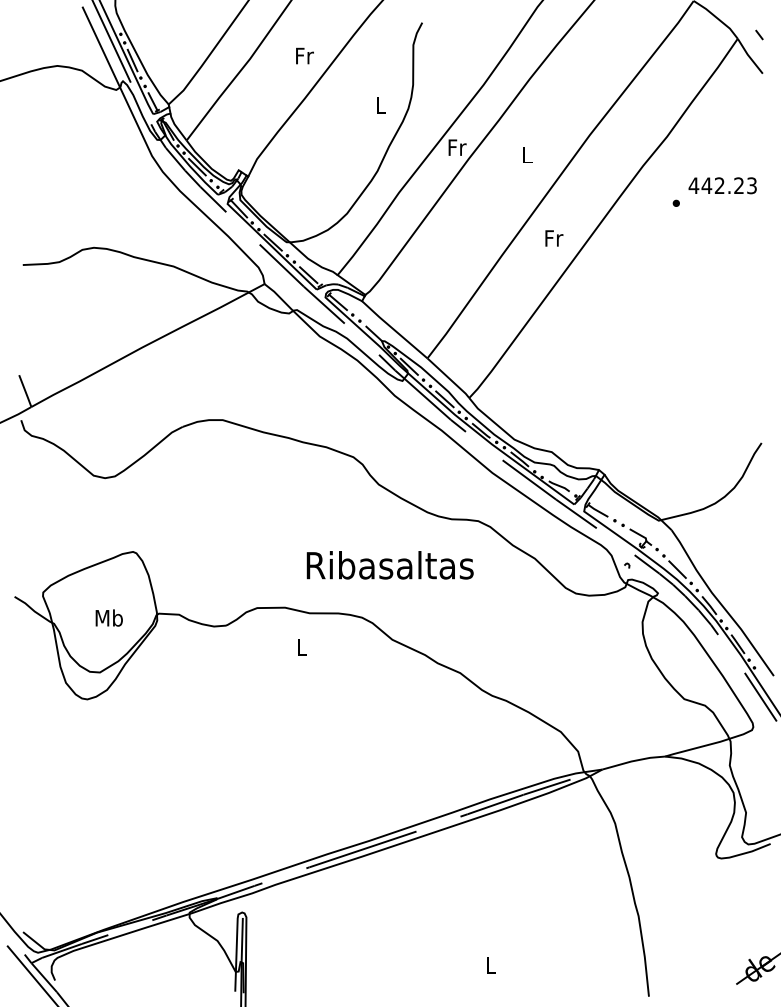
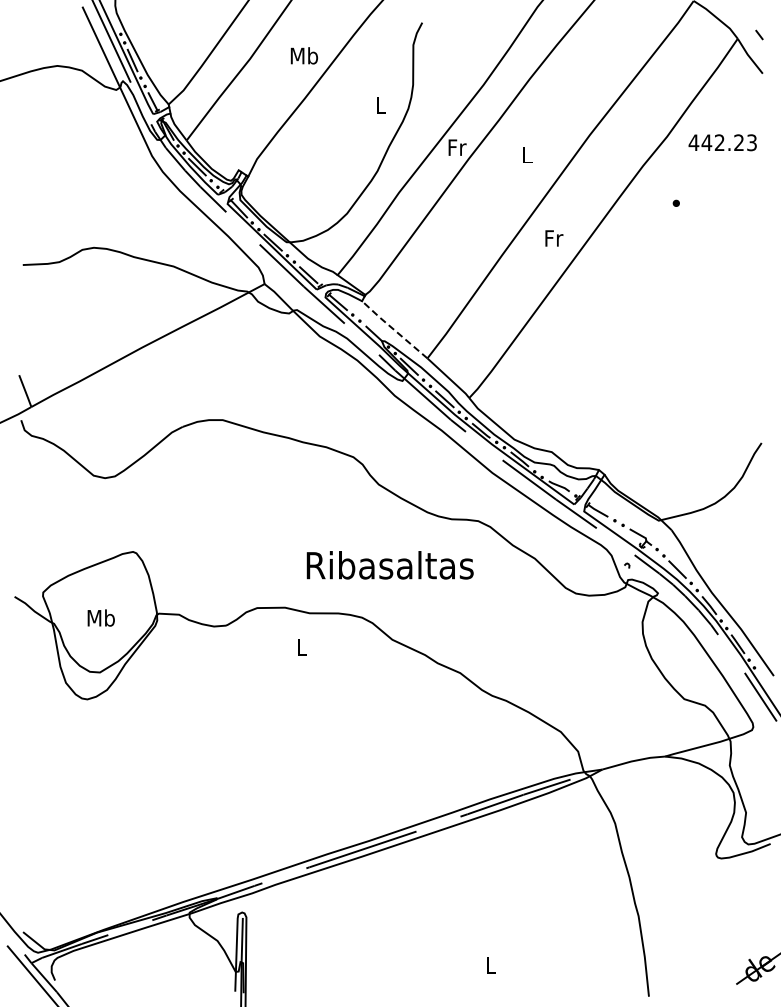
text: Fr -> Mb (304, 55)
text position: (722, 185) -> (722, 142) (722, 142)
line: solid -> dashed (393, 329)
text position: (108, 617) -> (100, 617) (100, 617)
